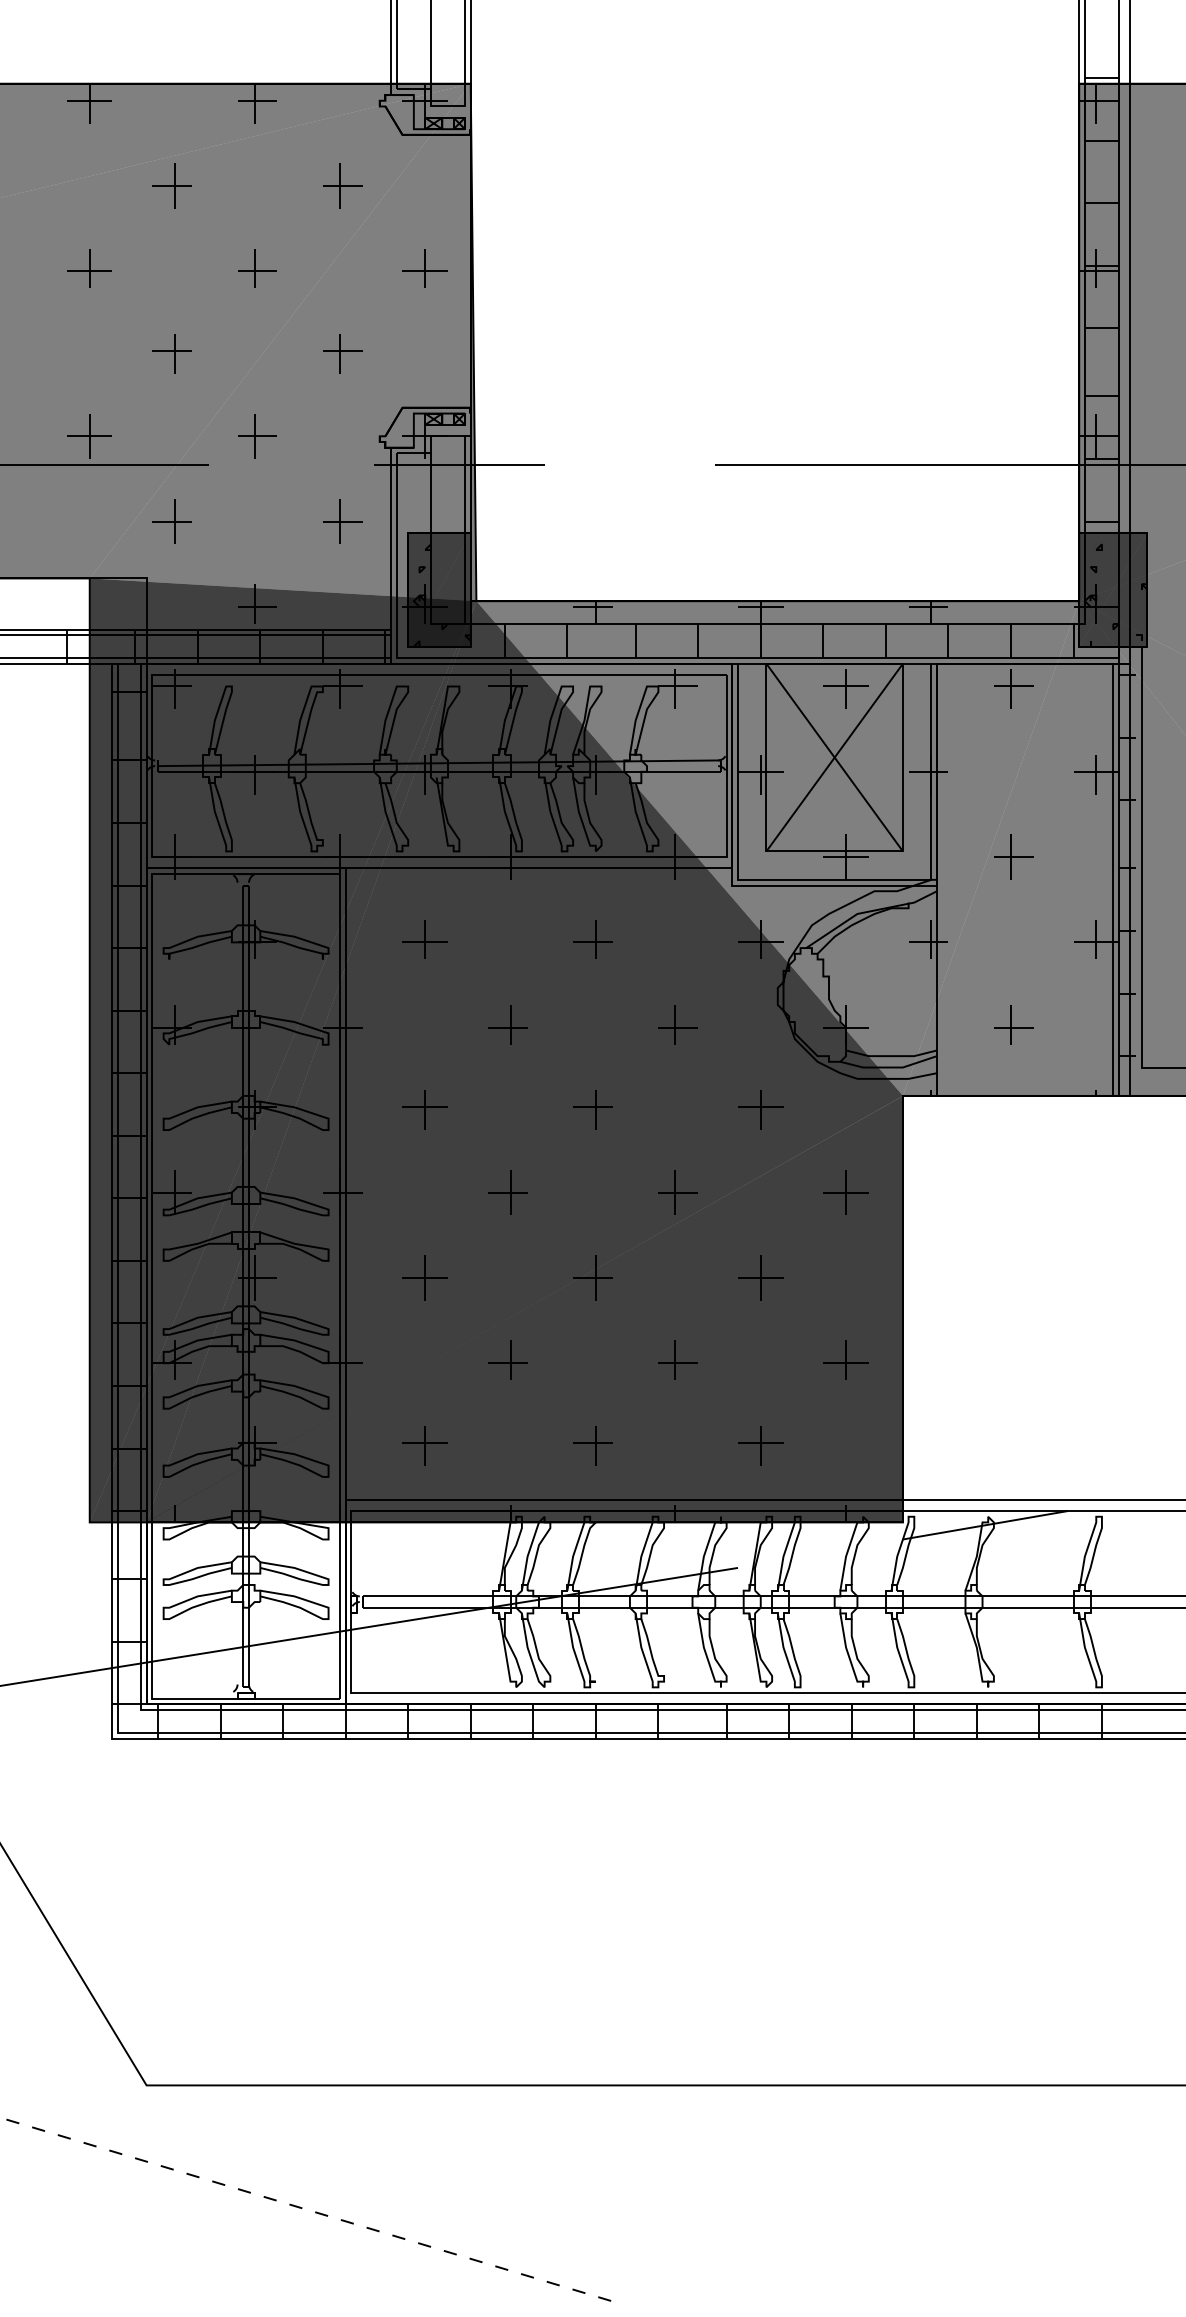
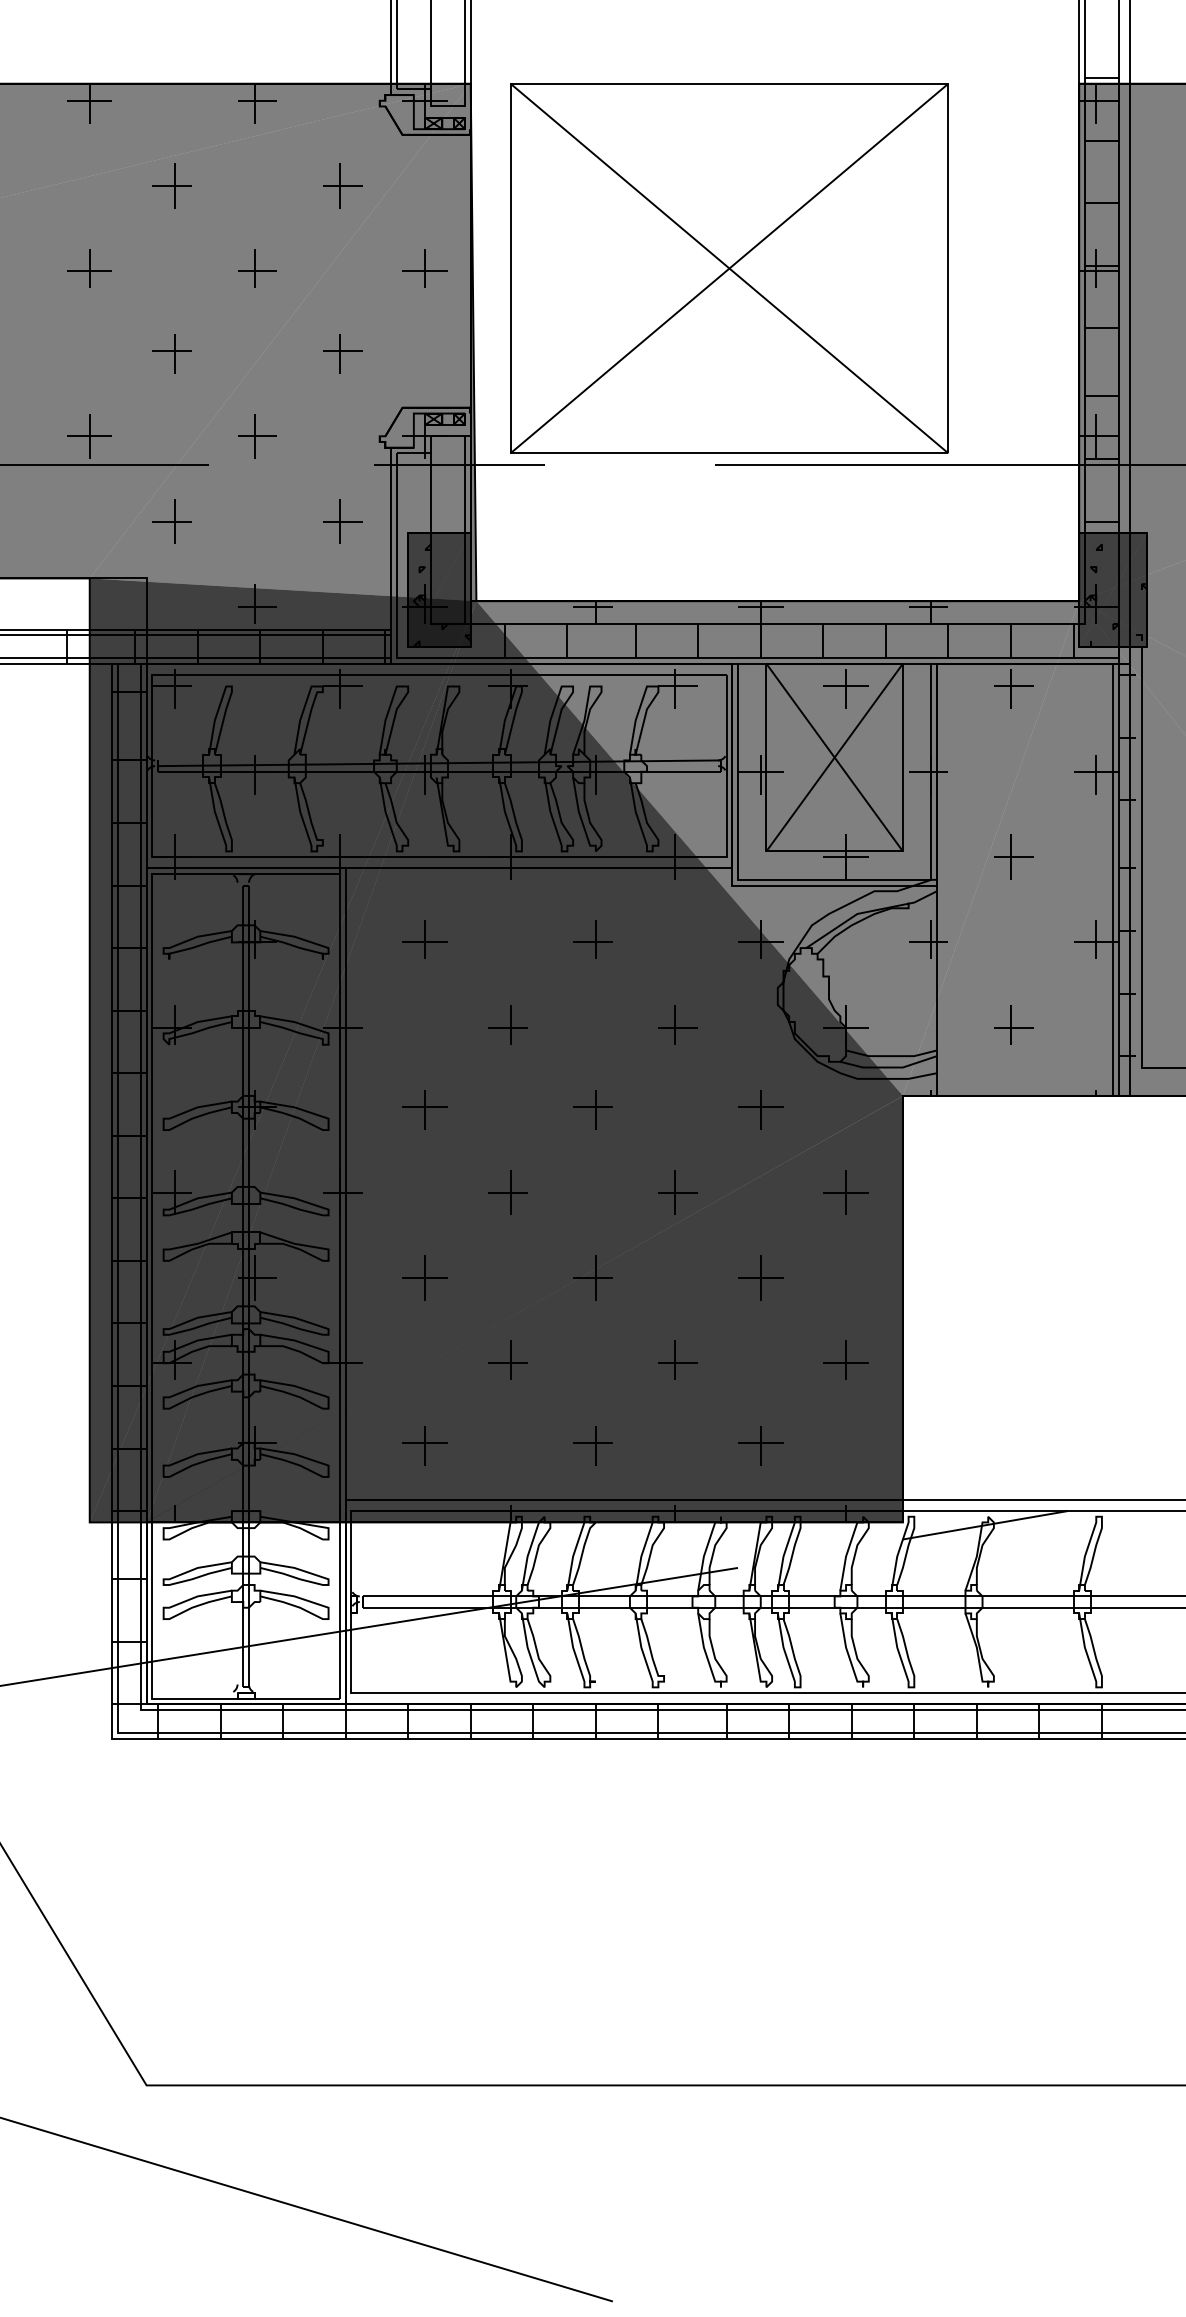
part: none -> present (729, 268)
line: dashed -> solid (306, 2209)
